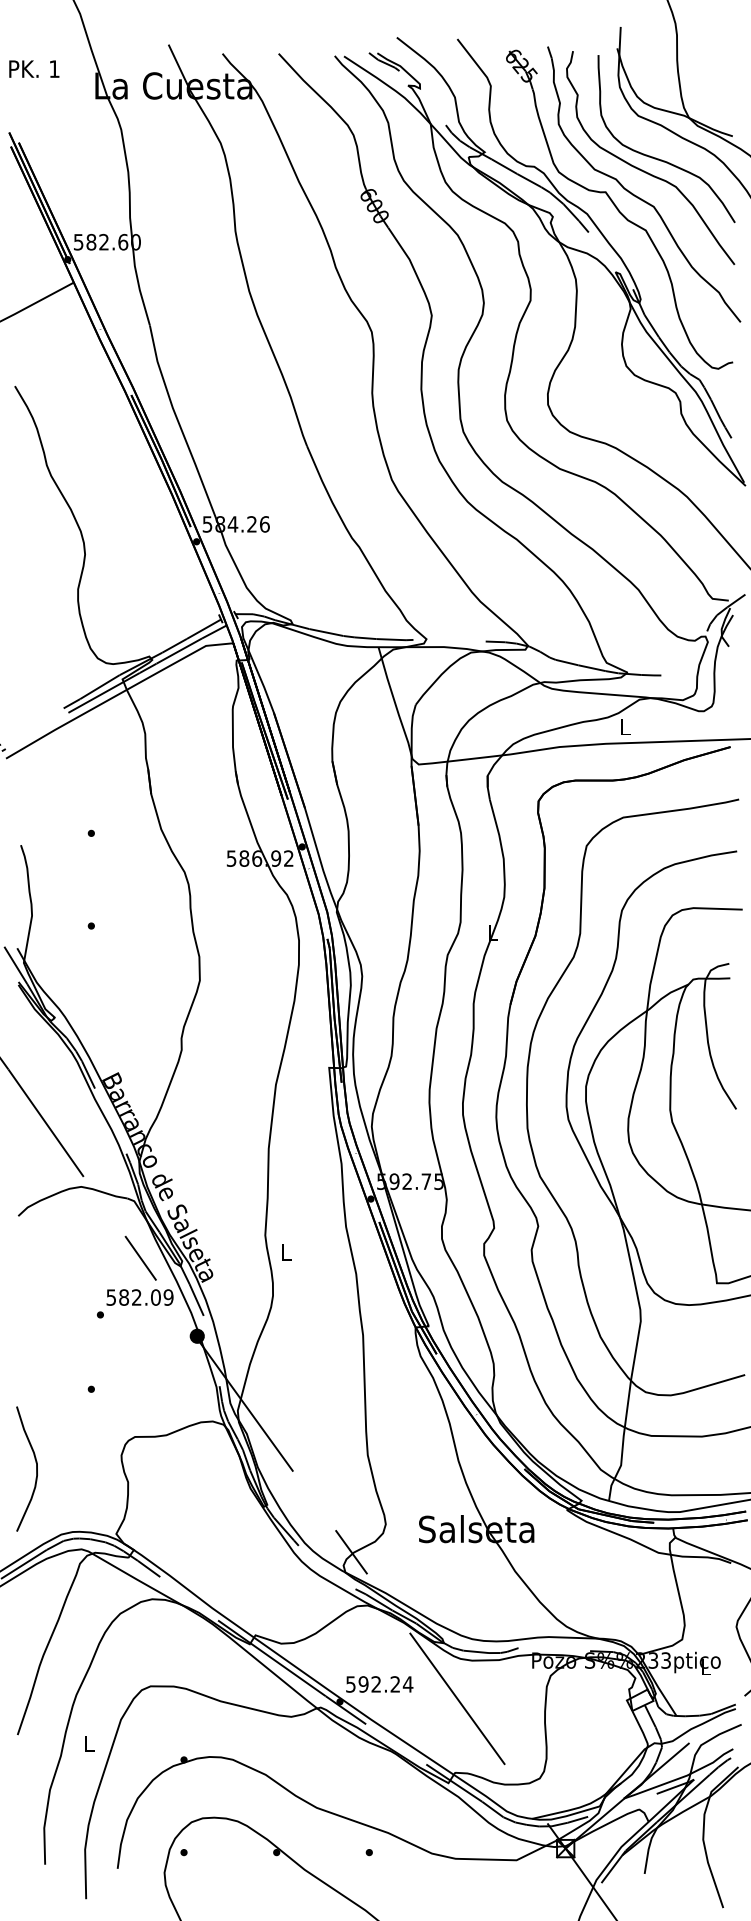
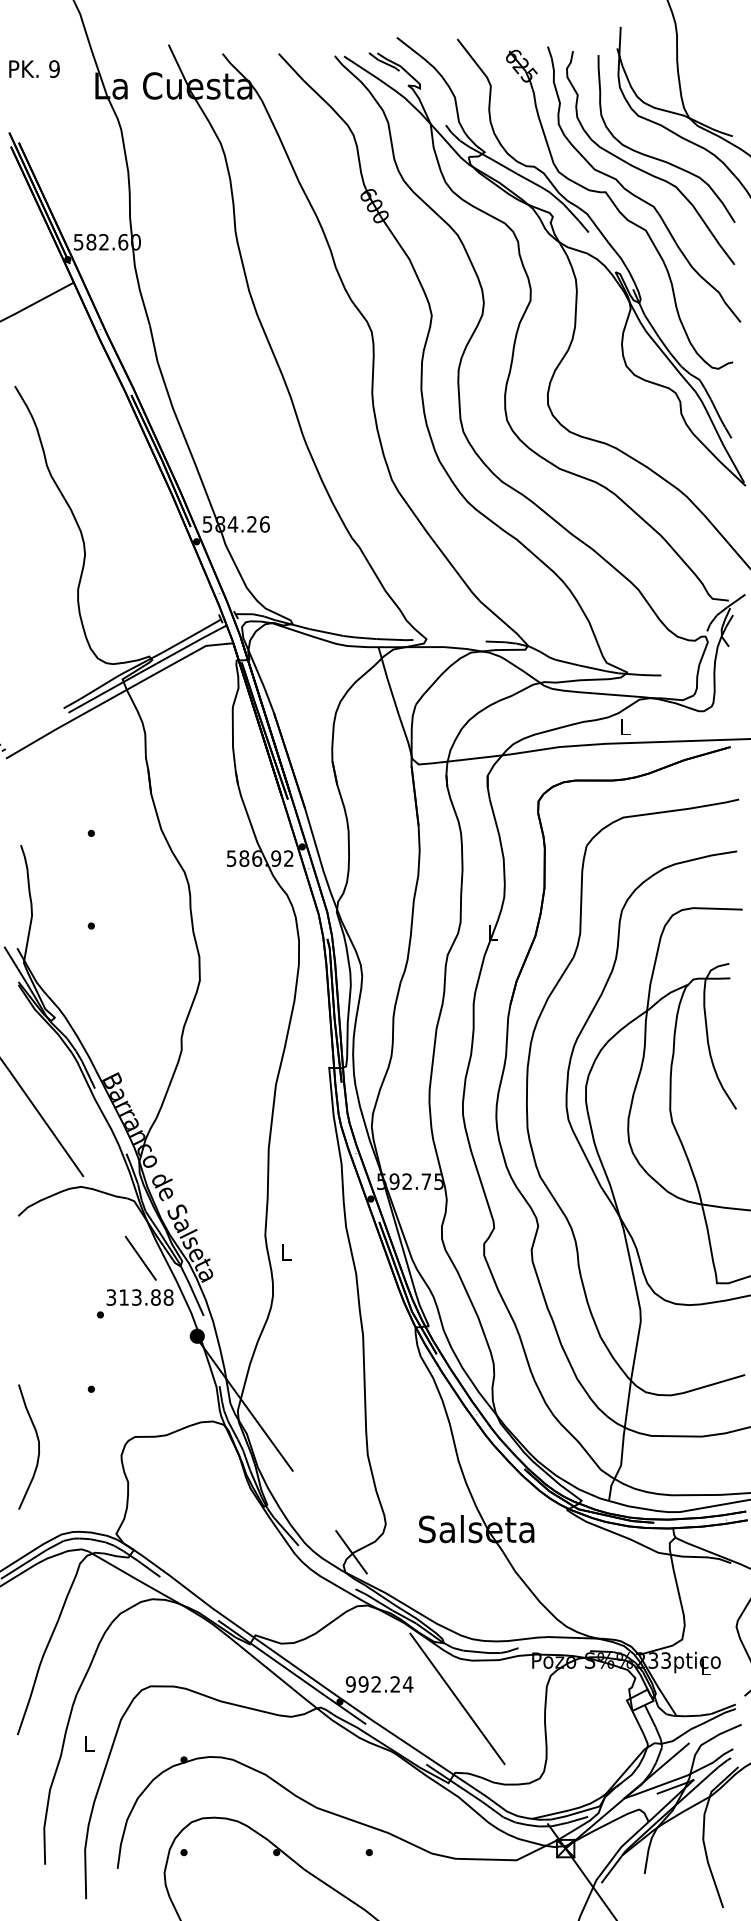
text: 1 -> 9 (54, 69)
text: 582.09 -> 313.88 (140, 1297)
curve position: (36, 1468) -> (38, 1446) (38, 1446)
text: 592.24 -> 992.24 (350, 1684)
